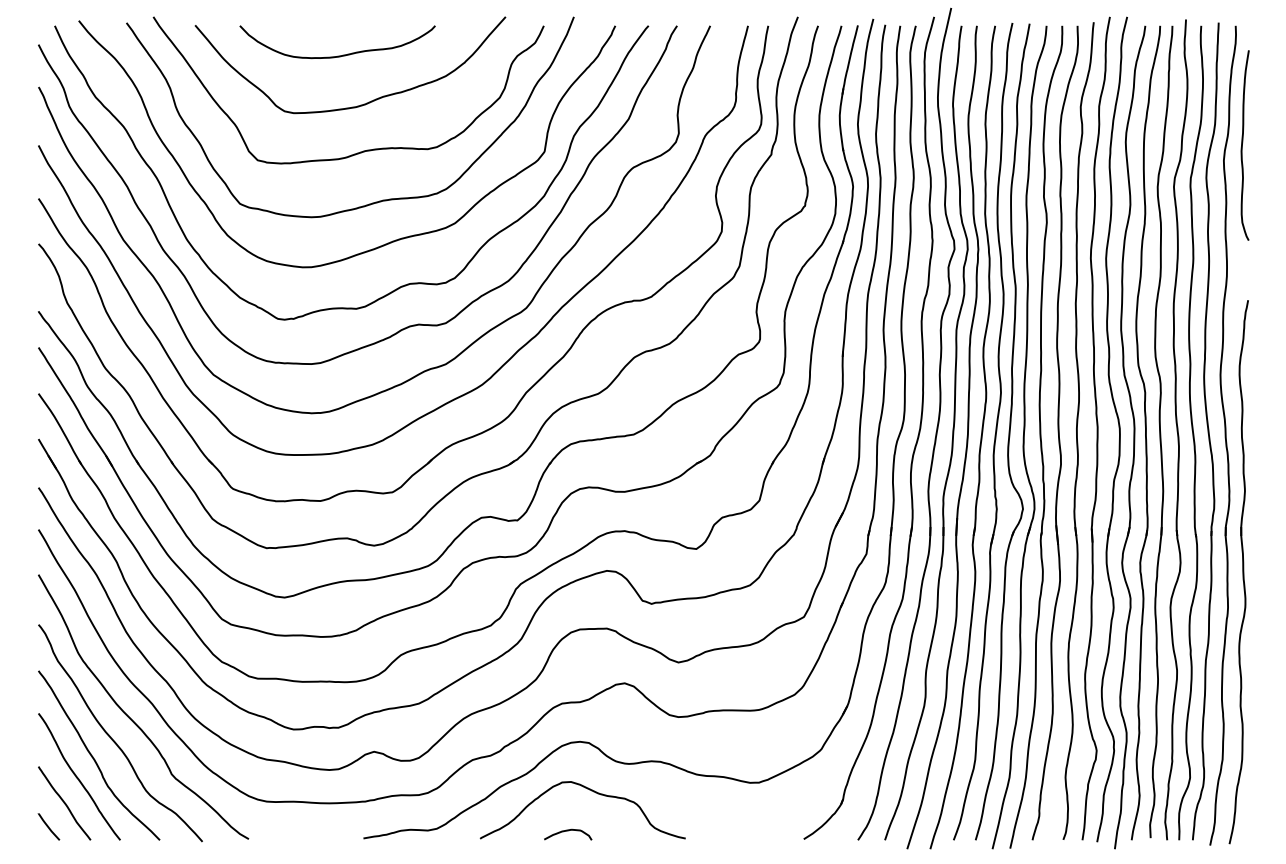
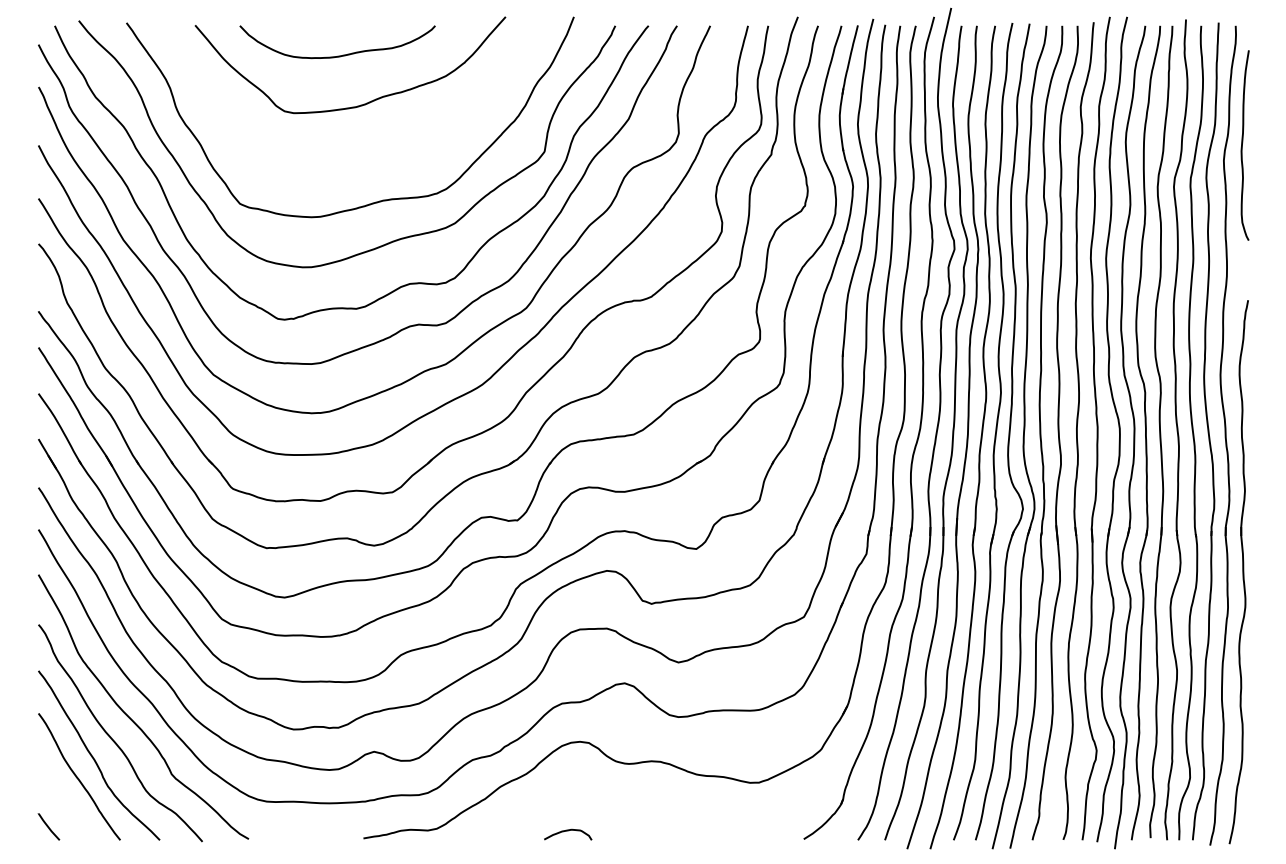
curve: present -> none (363, 150)
curve: present -> none (591, 791)
curve: present -> none (64, 803)
